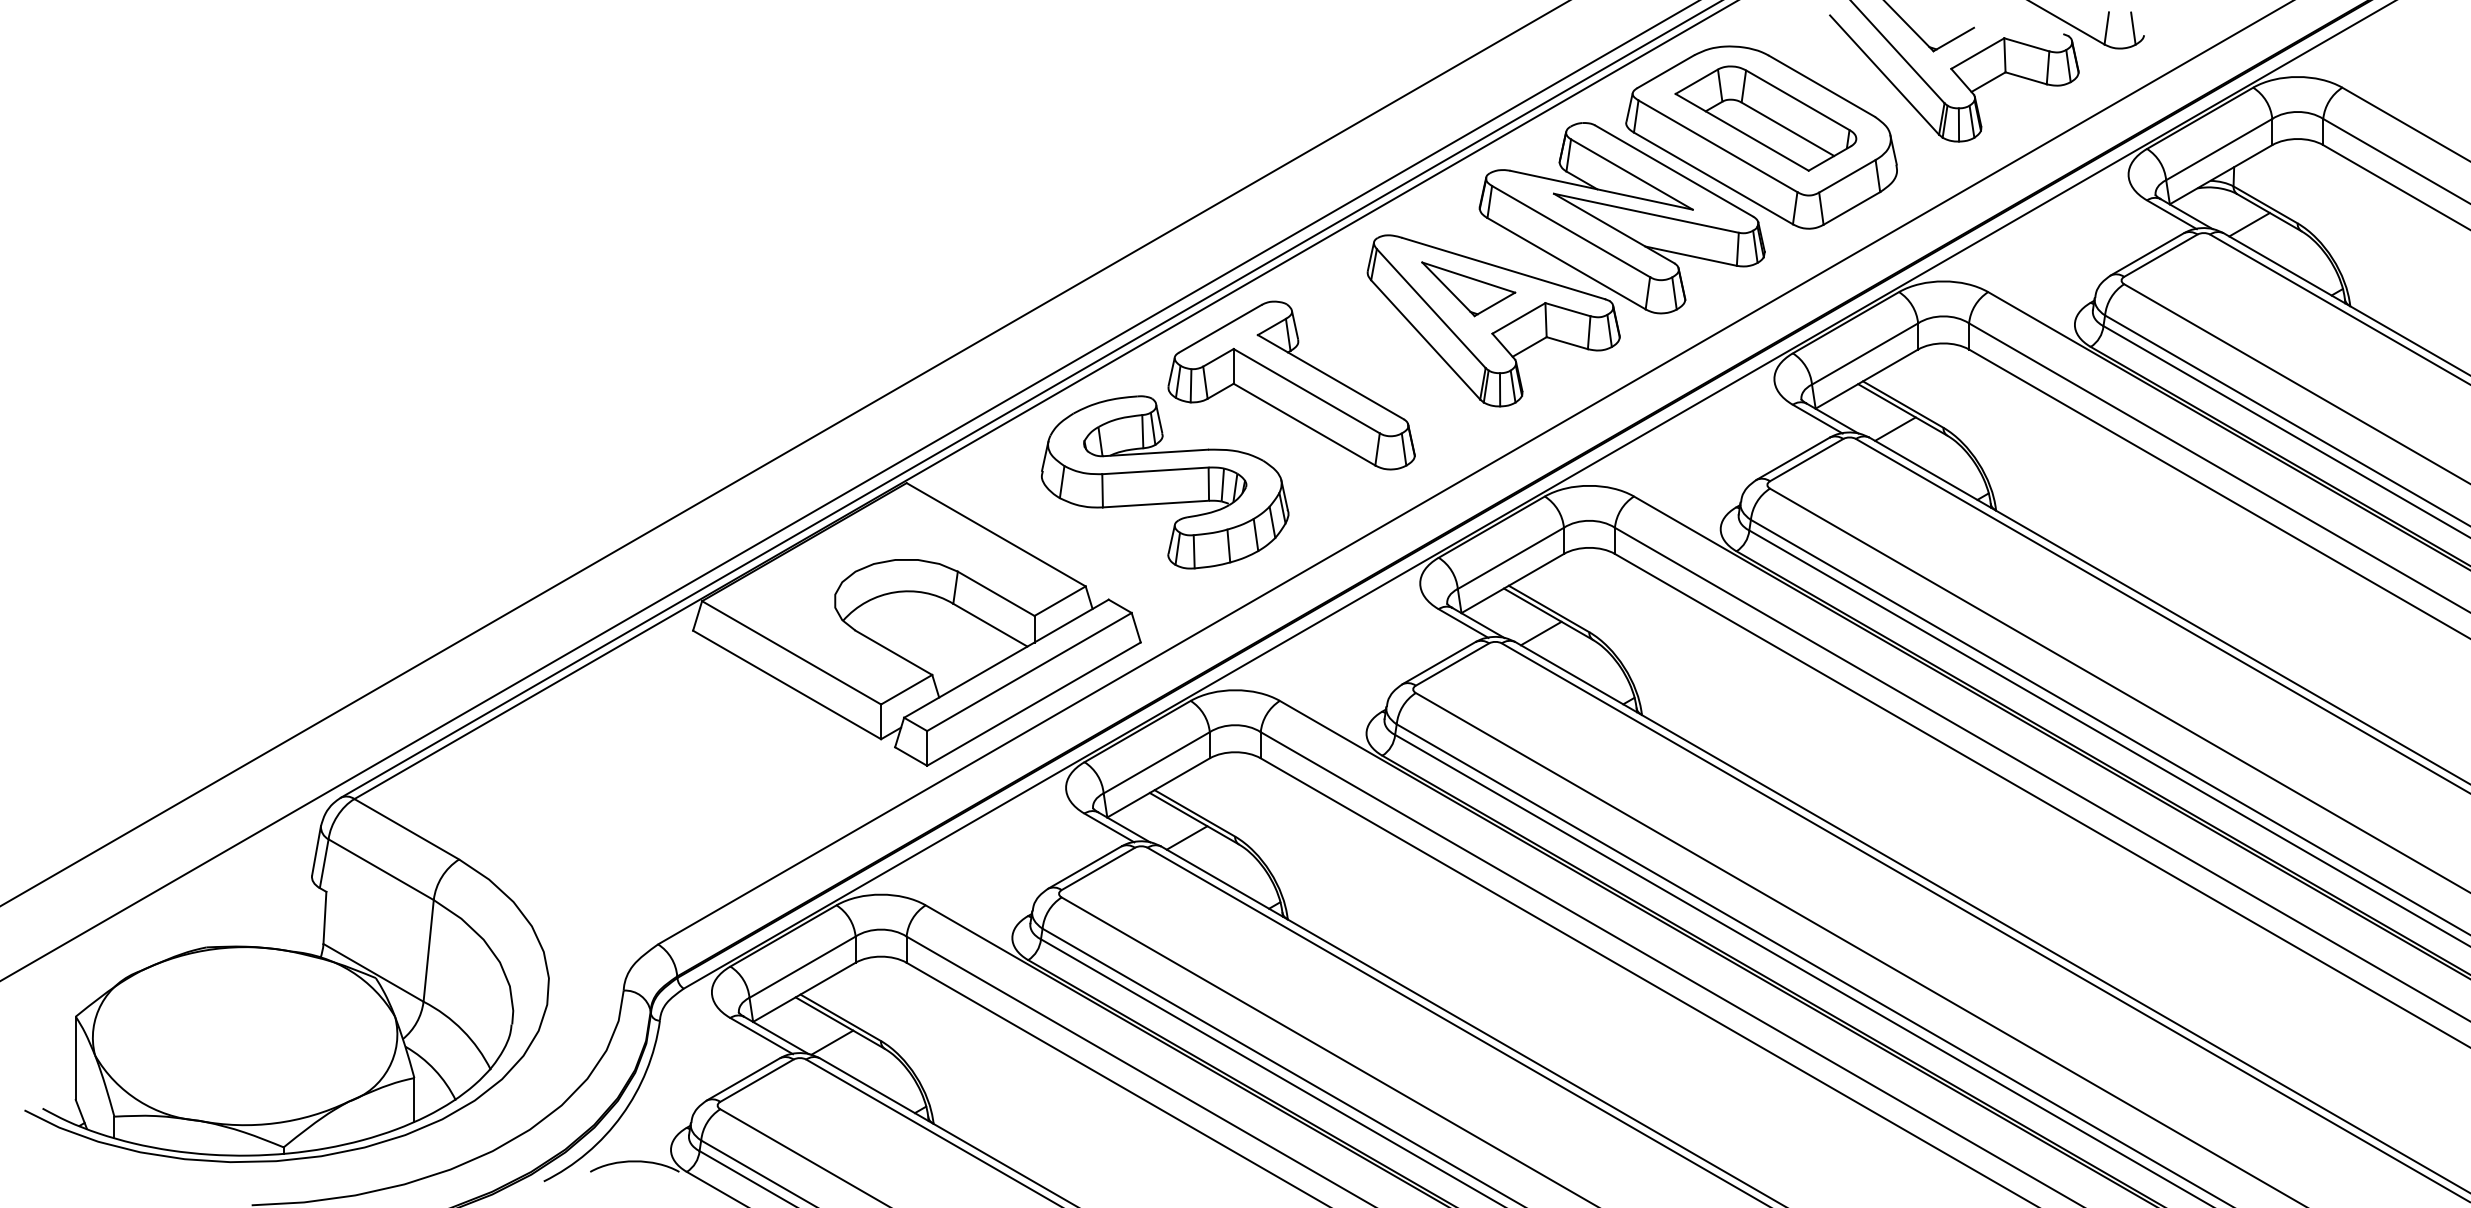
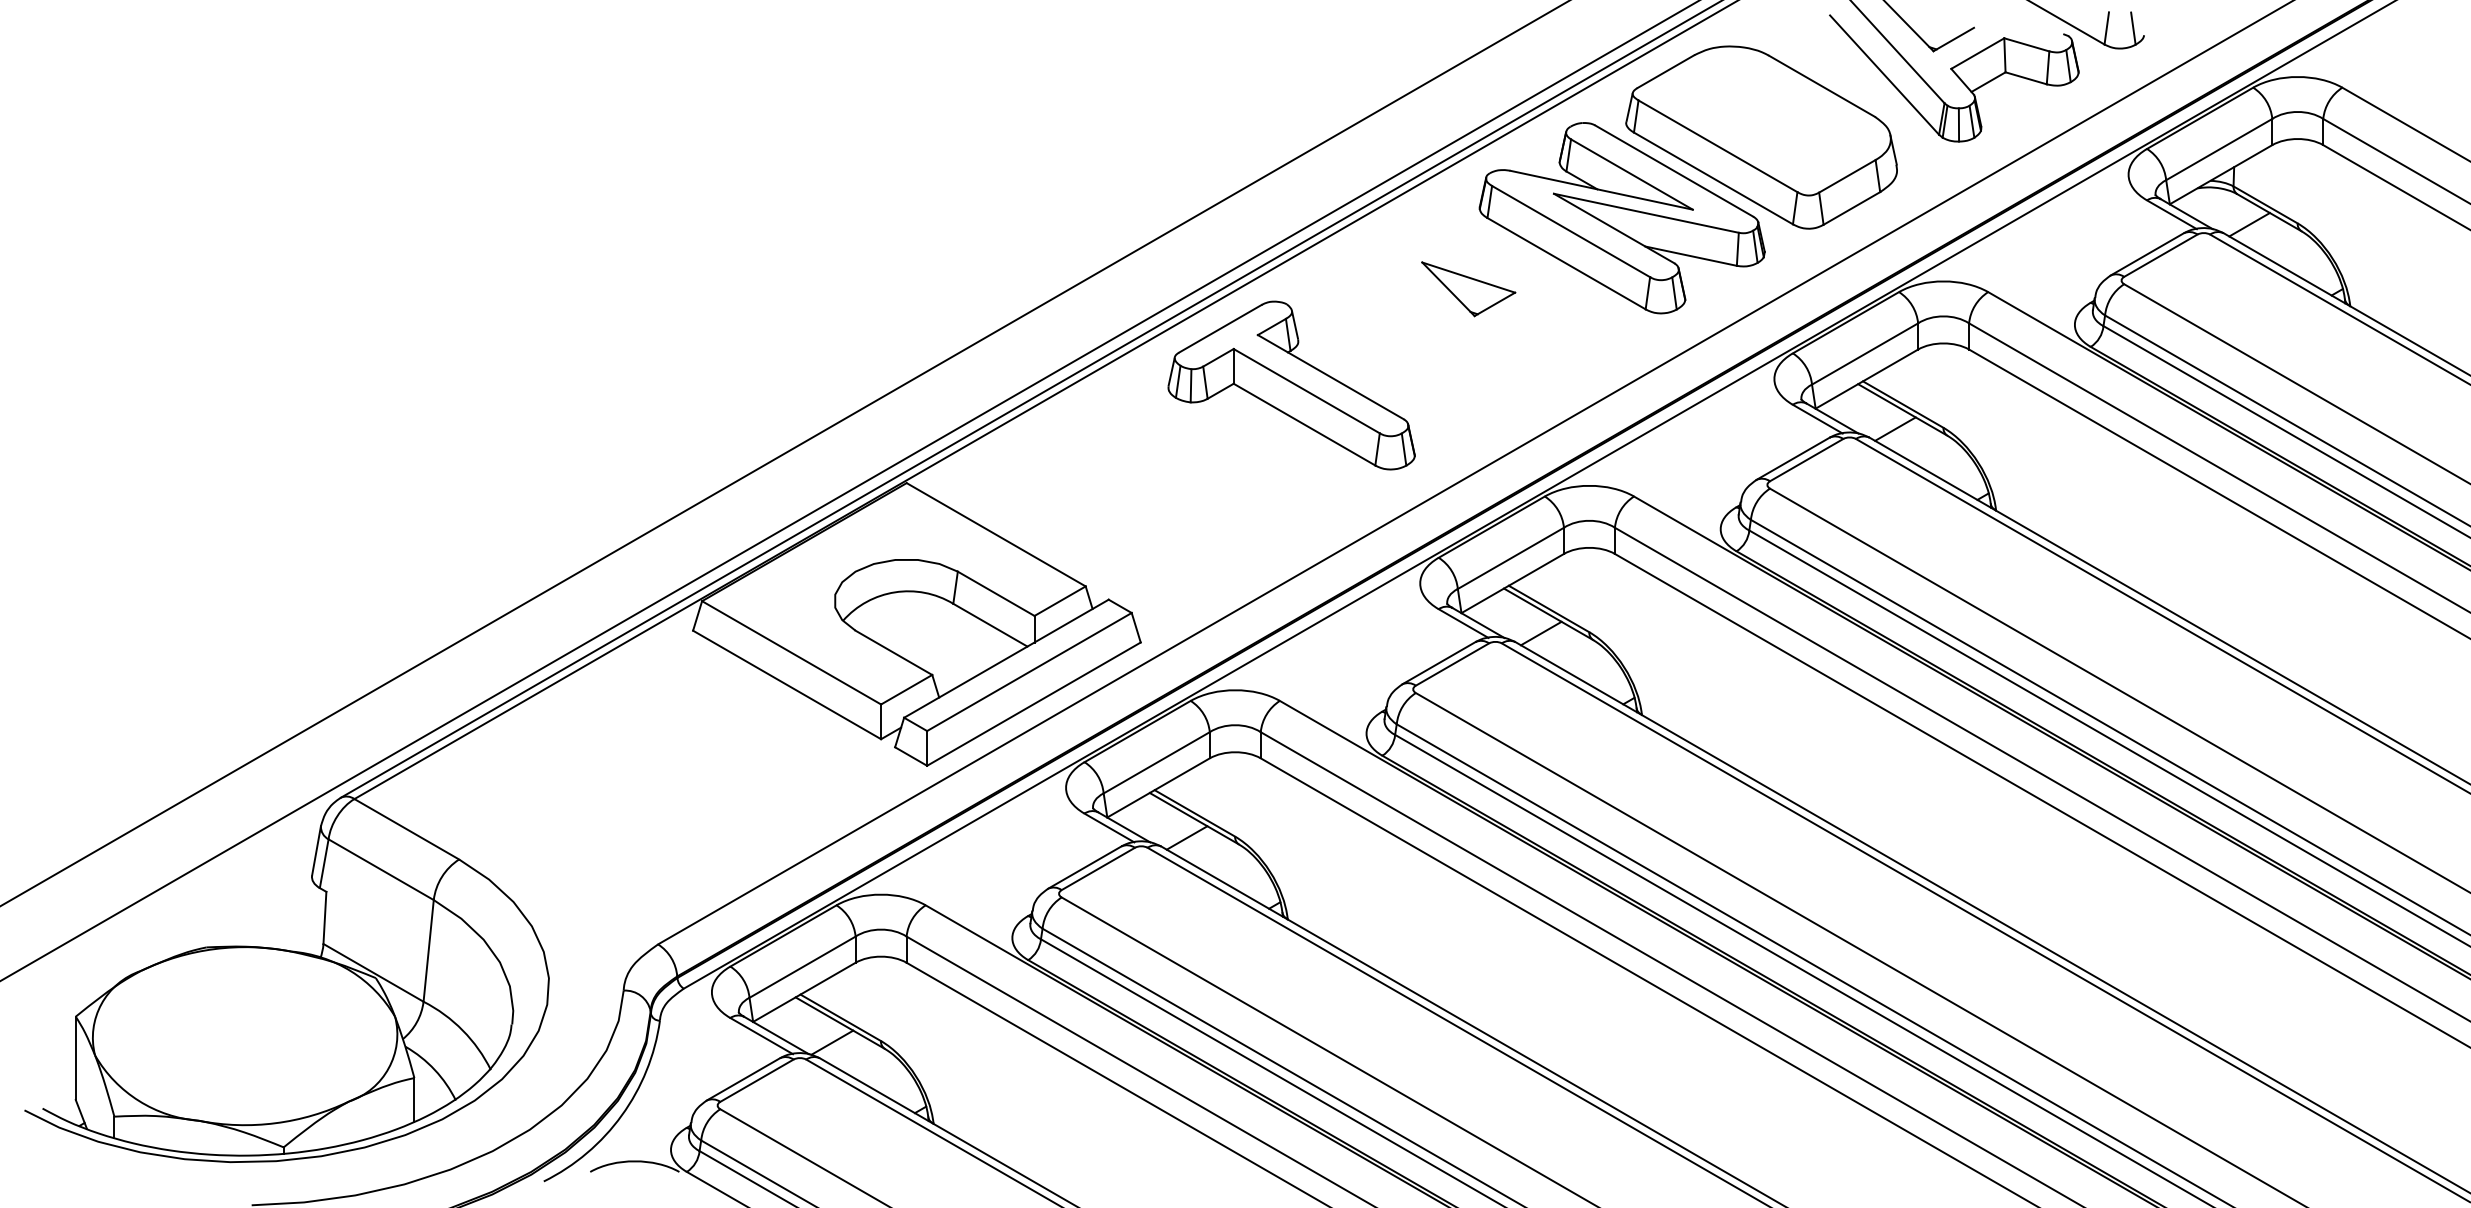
part: present -> none (1765, 118)
part: present -> none (1493, 320)
part: present -> none (1165, 482)
